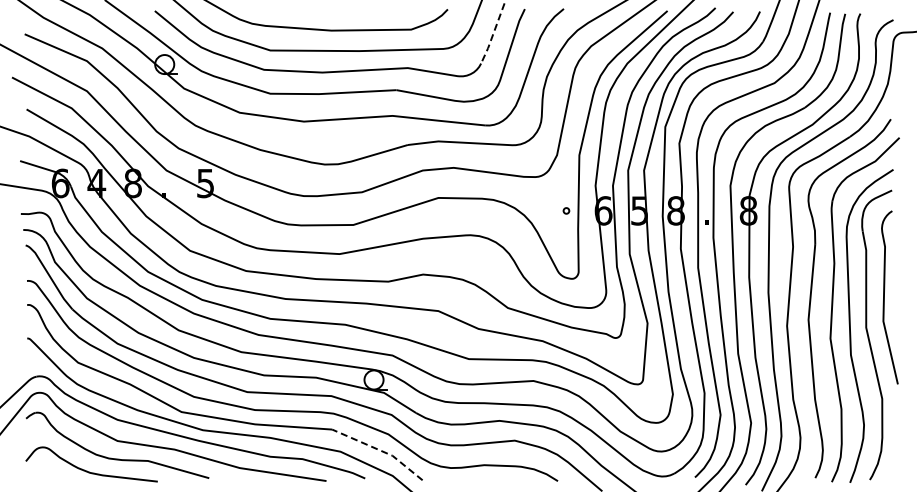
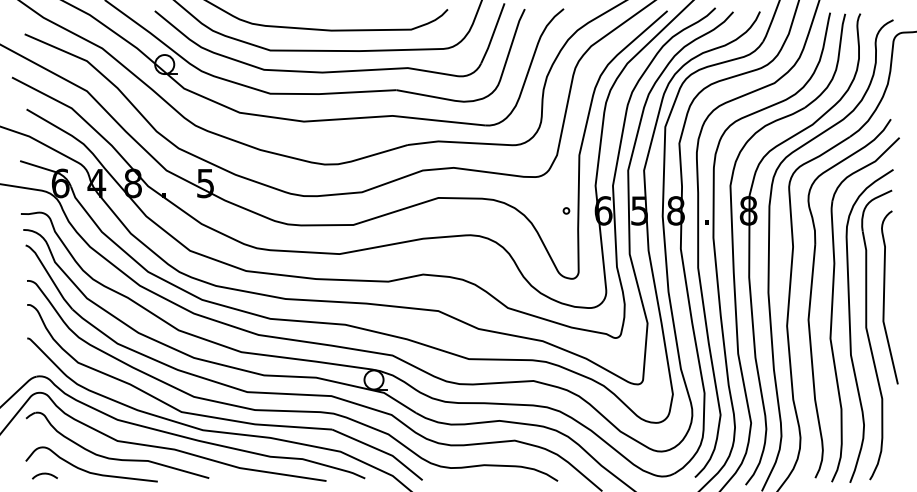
line: dashed -> solid (493, 34)
line: dashed -> solid (380, 450)
curve: none -> present (44, 474)
